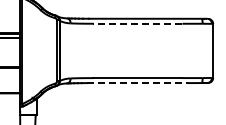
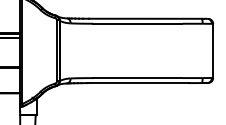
line: dashed -> solid (137, 23)
line: dashed -> solid (138, 83)
